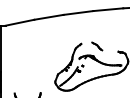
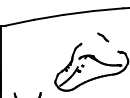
part position: (97, 46) -> (103, 37) (103, 37)
